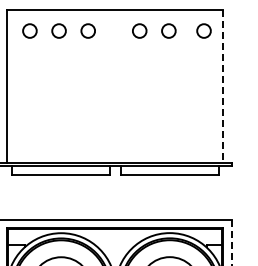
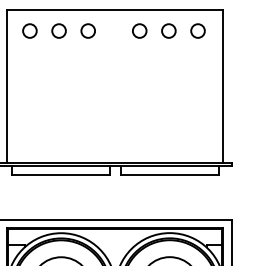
circle position: (203, 30) -> (197, 30) (197, 30)
line: dashed -> solid (222, 87)
line: dashed -> solid (232, 242)
